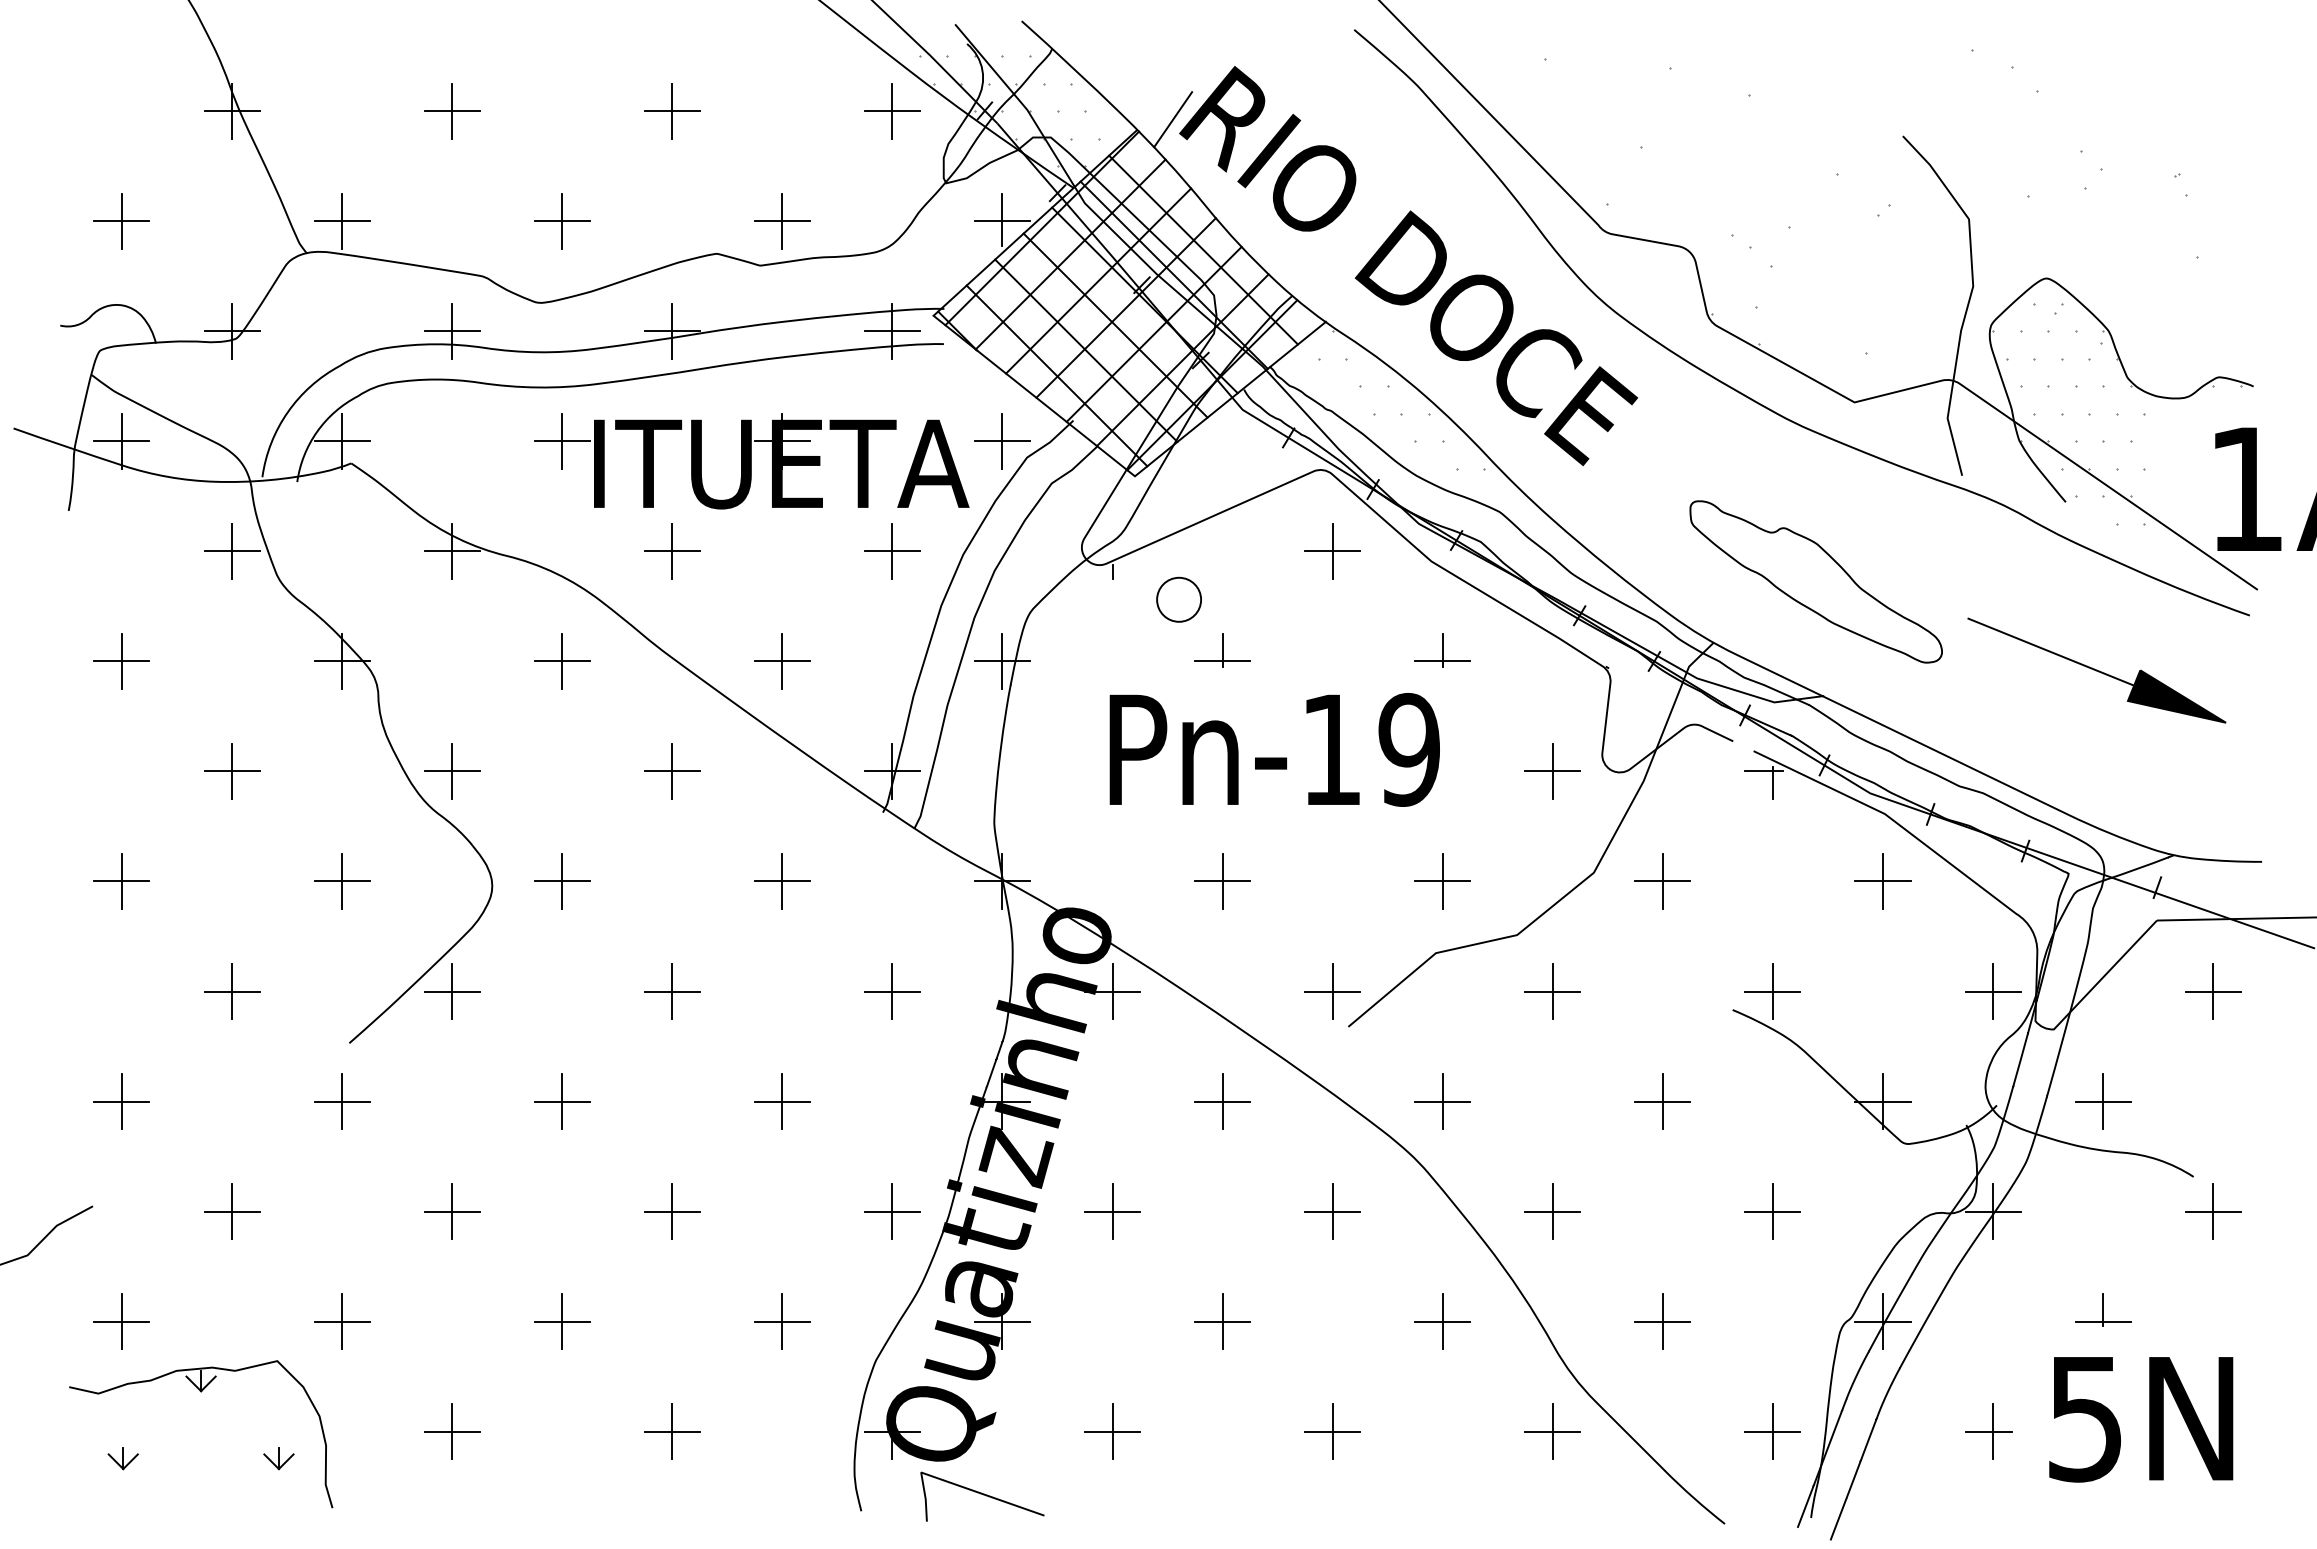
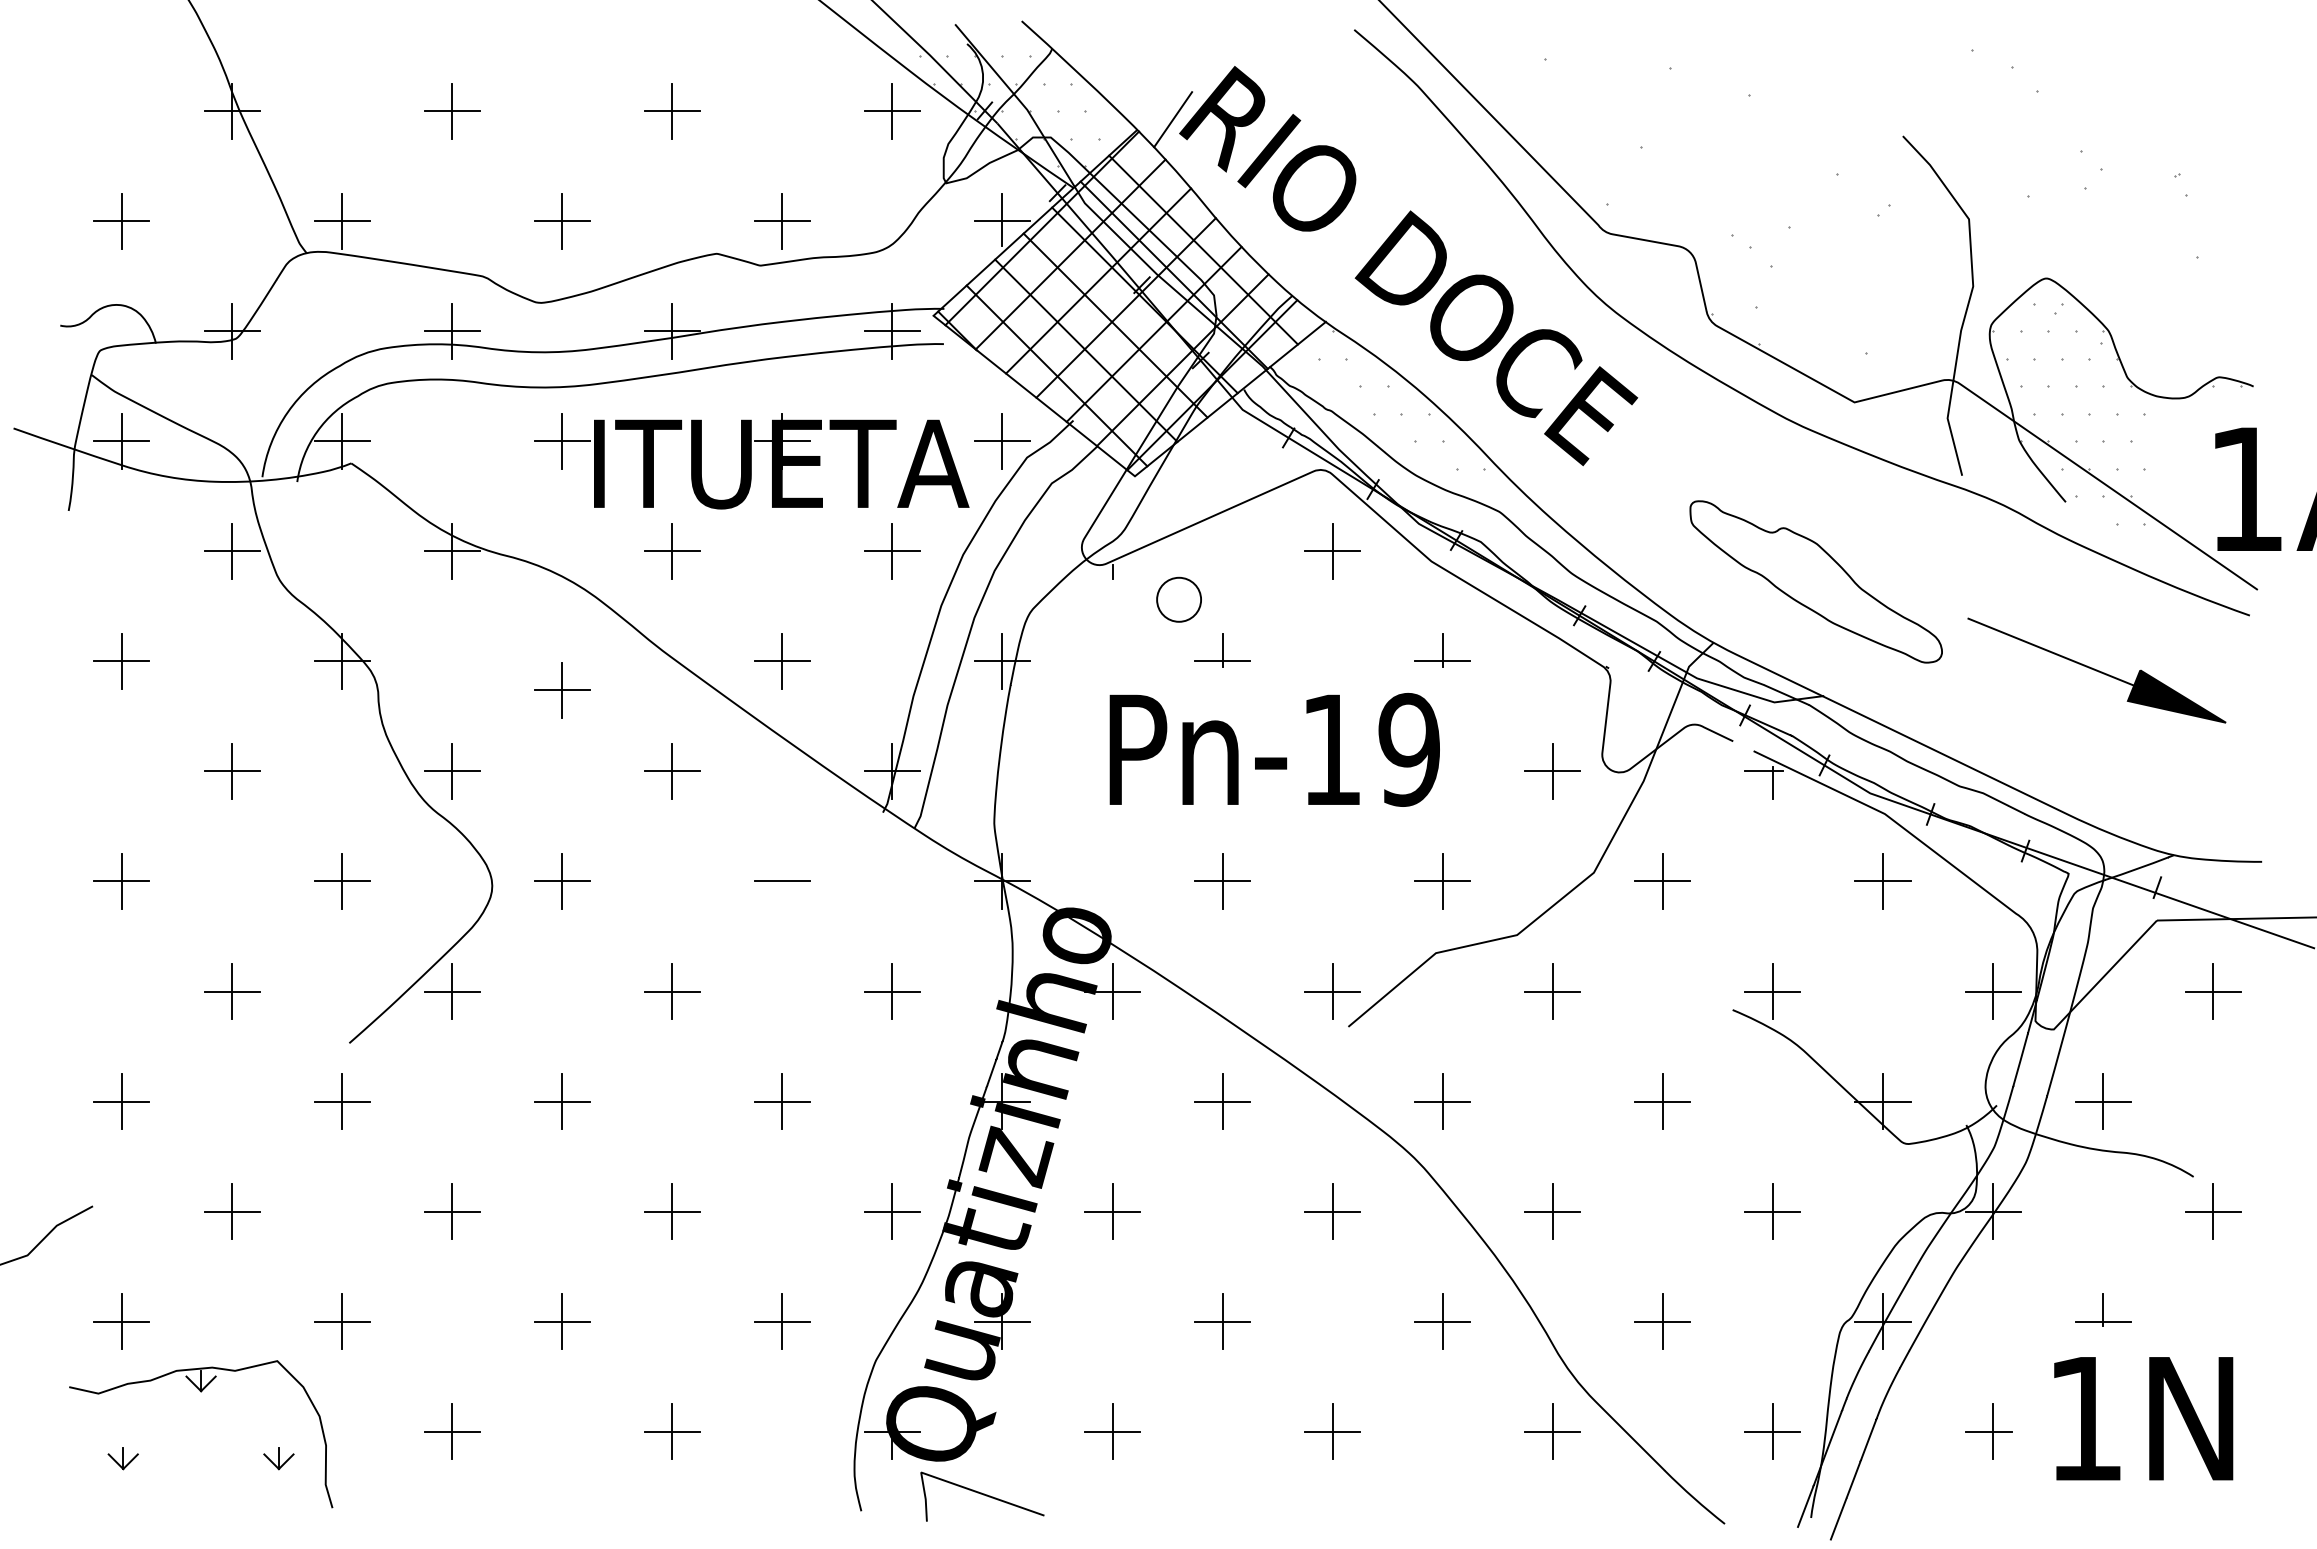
part position: (562, 661) -> (562, 690) (562, 690)
line: present -> none (782, 881)
text: 5N -> 1N (2084, 1419)
